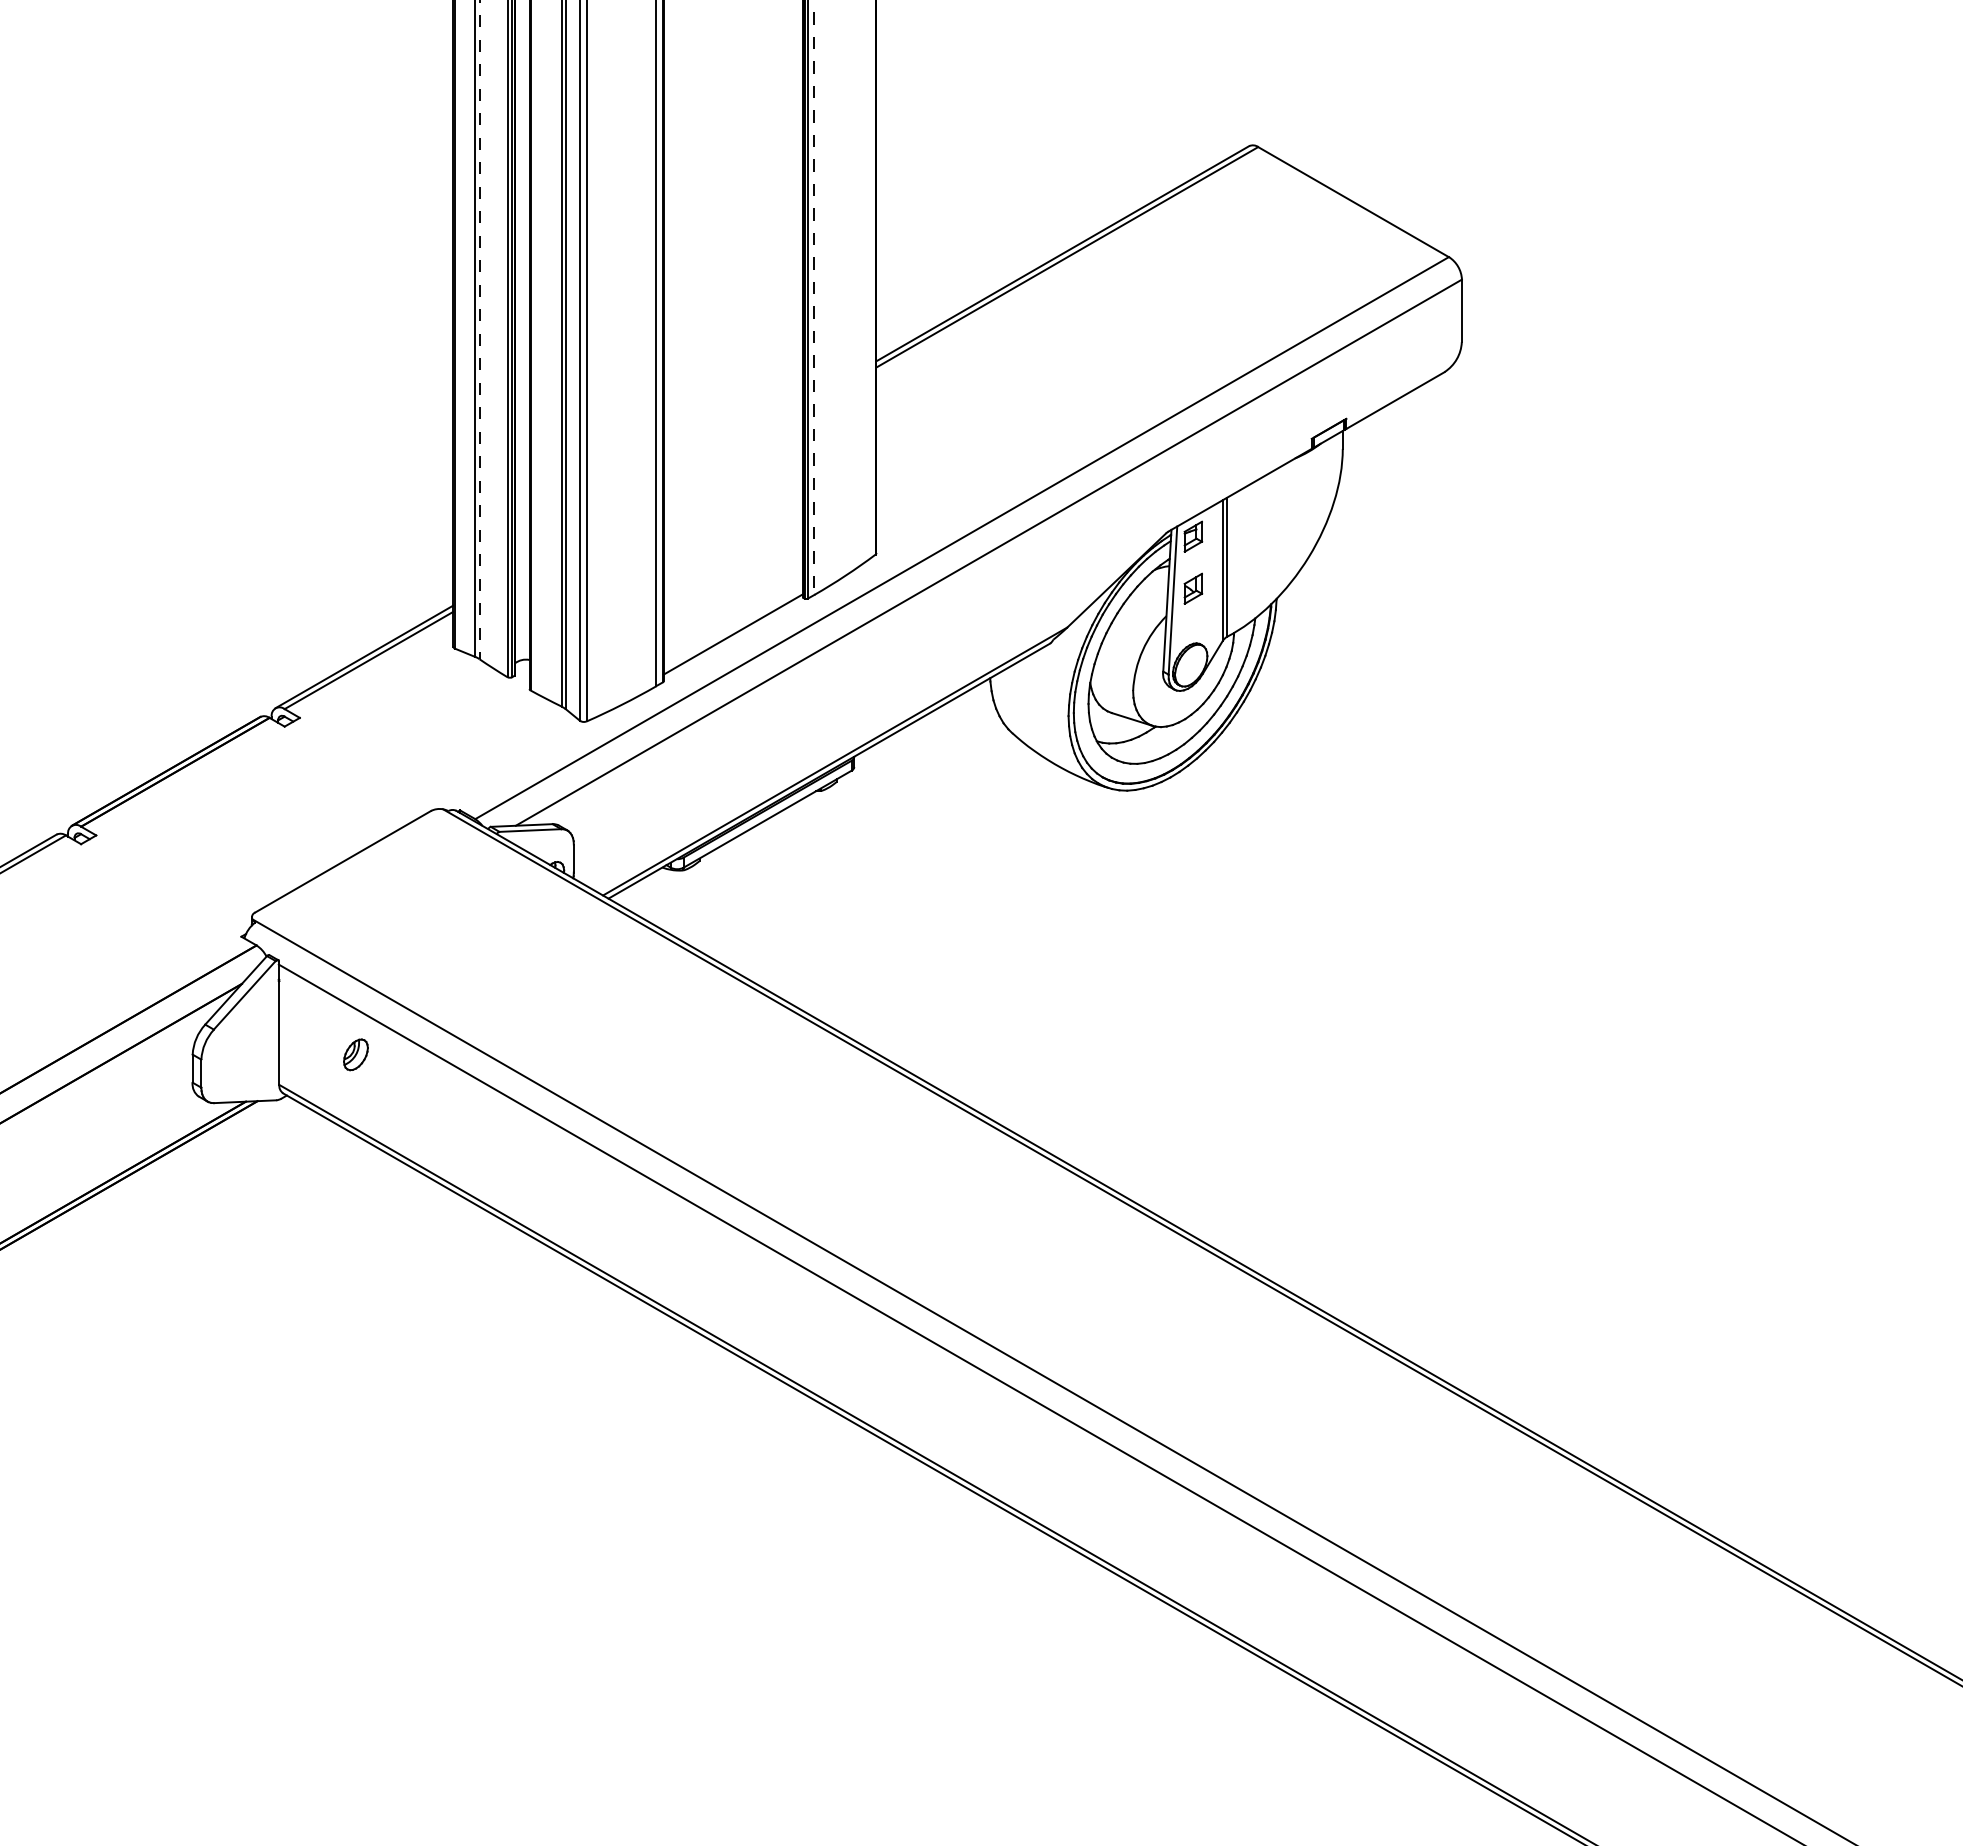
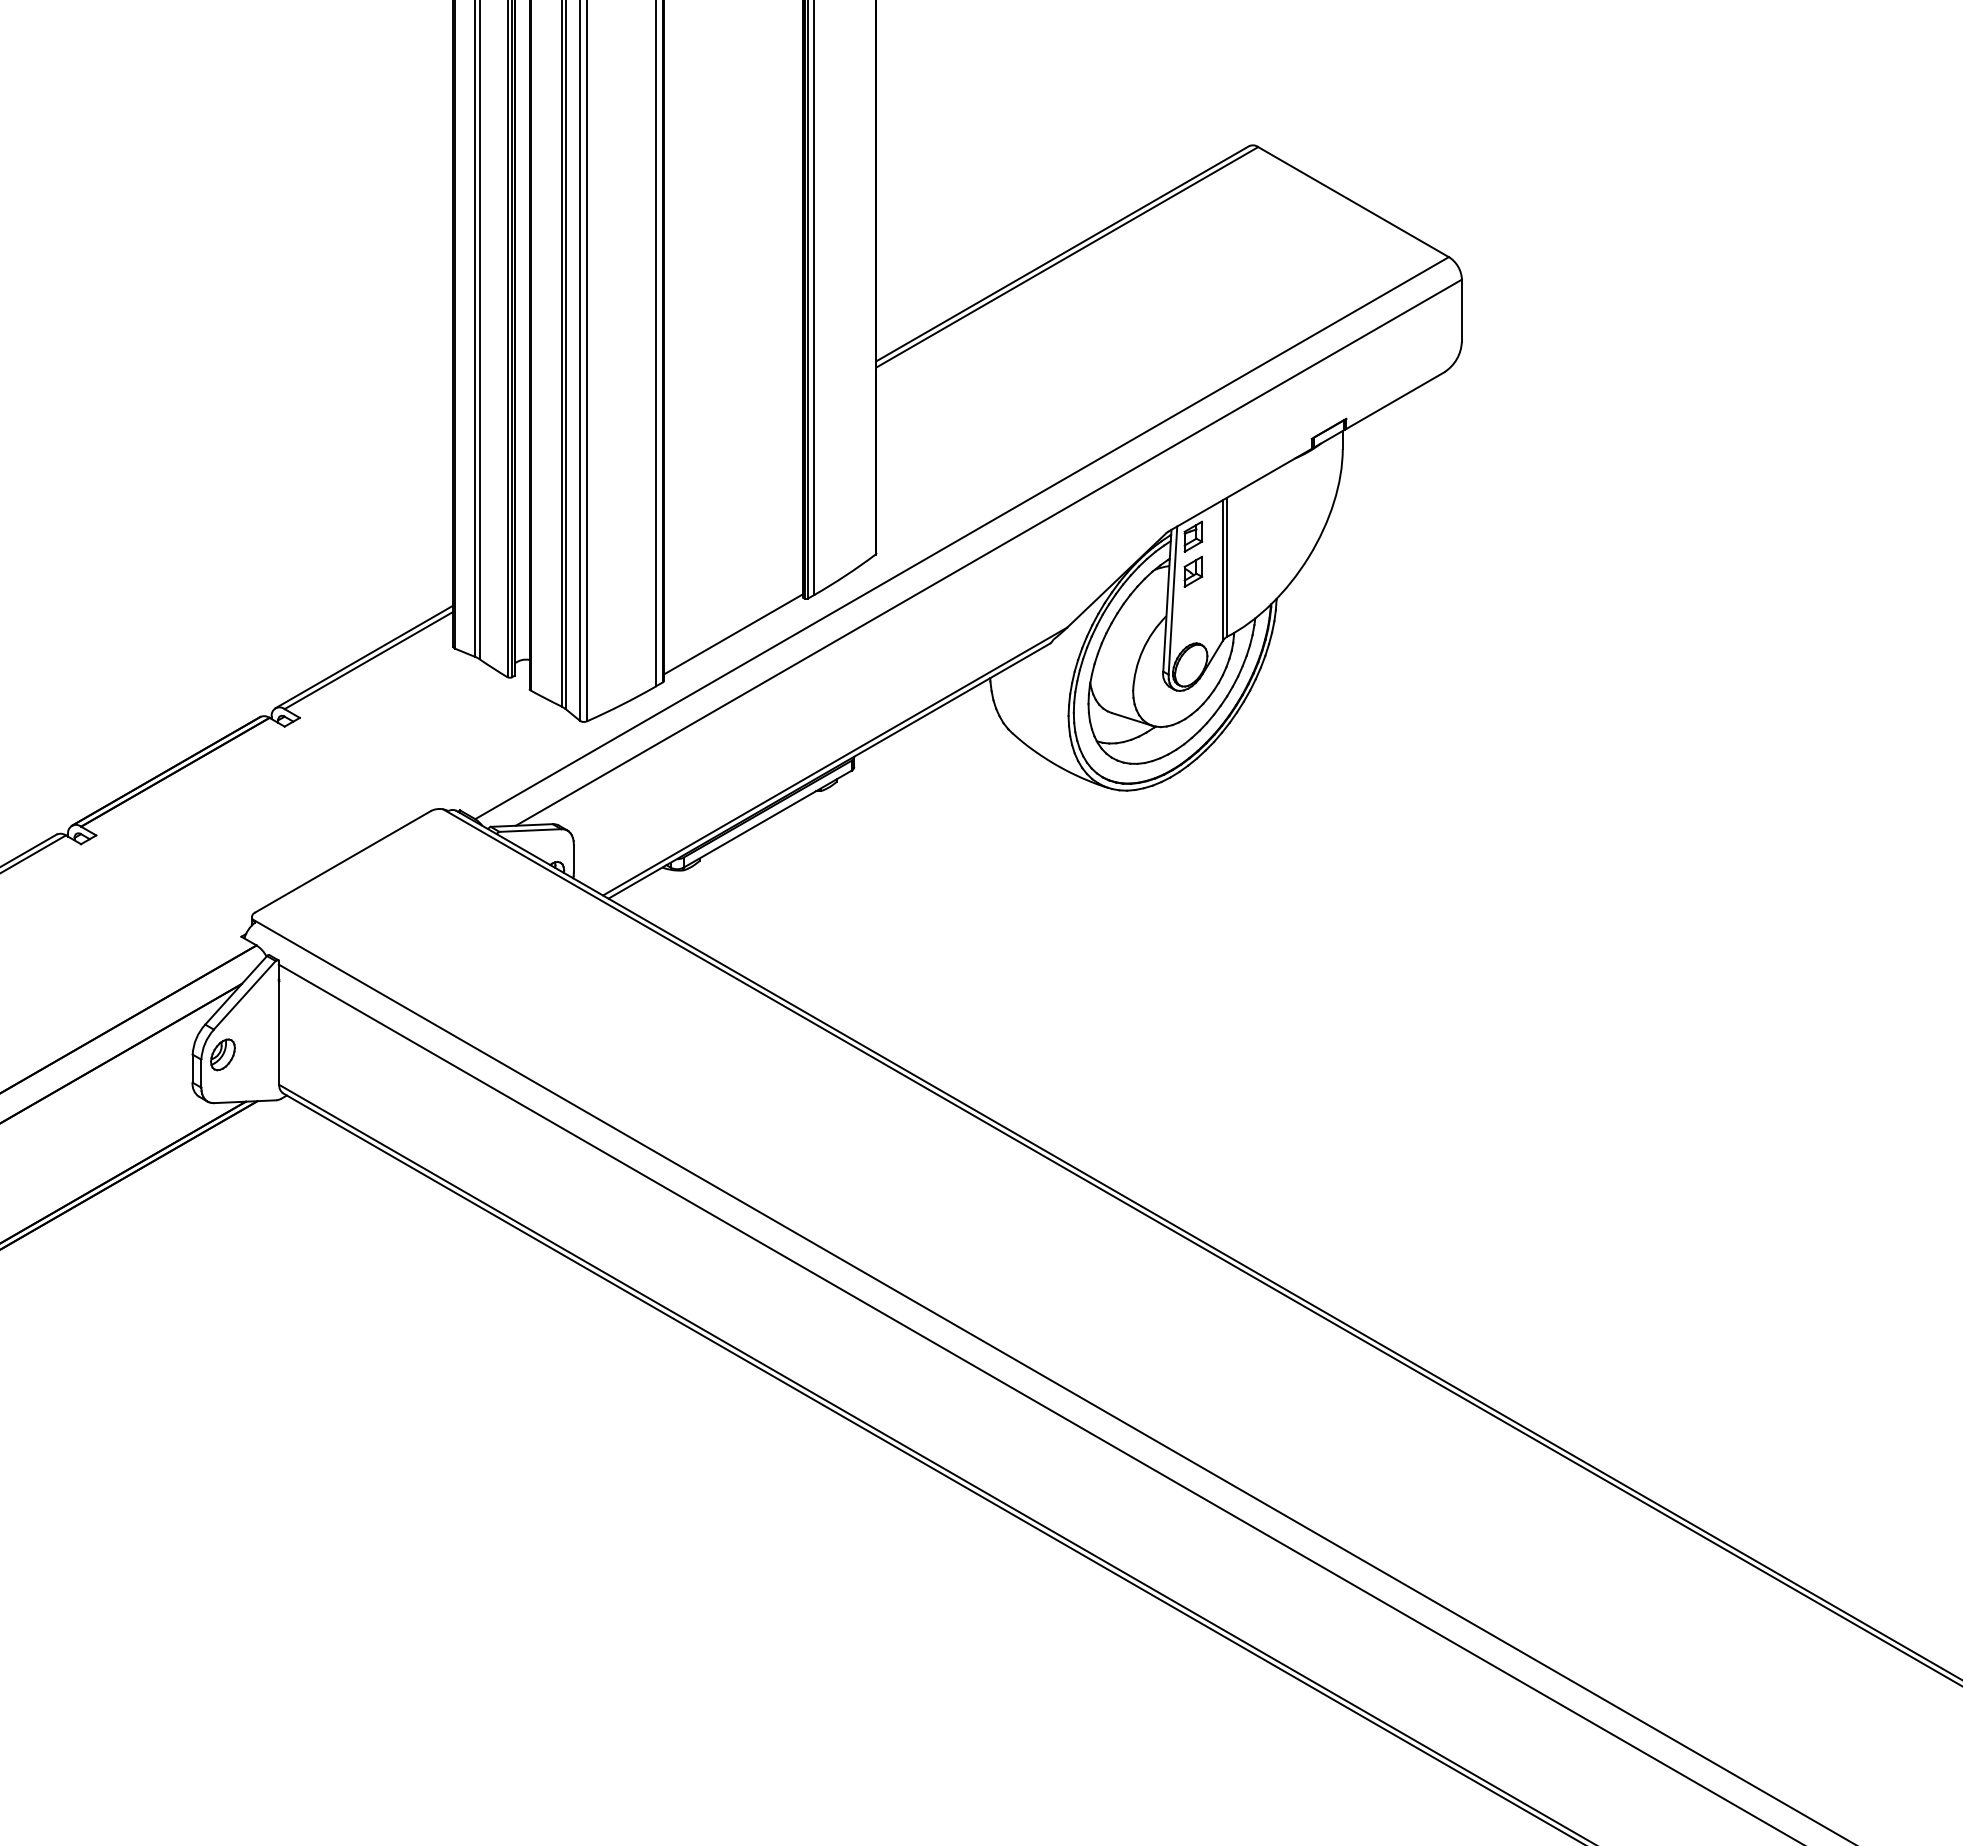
line: dashed -> solid (814, 297)
line: dashed -> solid (479, 330)
part position: (1193, 588) -> (1193, 571) (1193, 571)
part position: (355, 1054) -> (222, 1054) (222, 1054)
